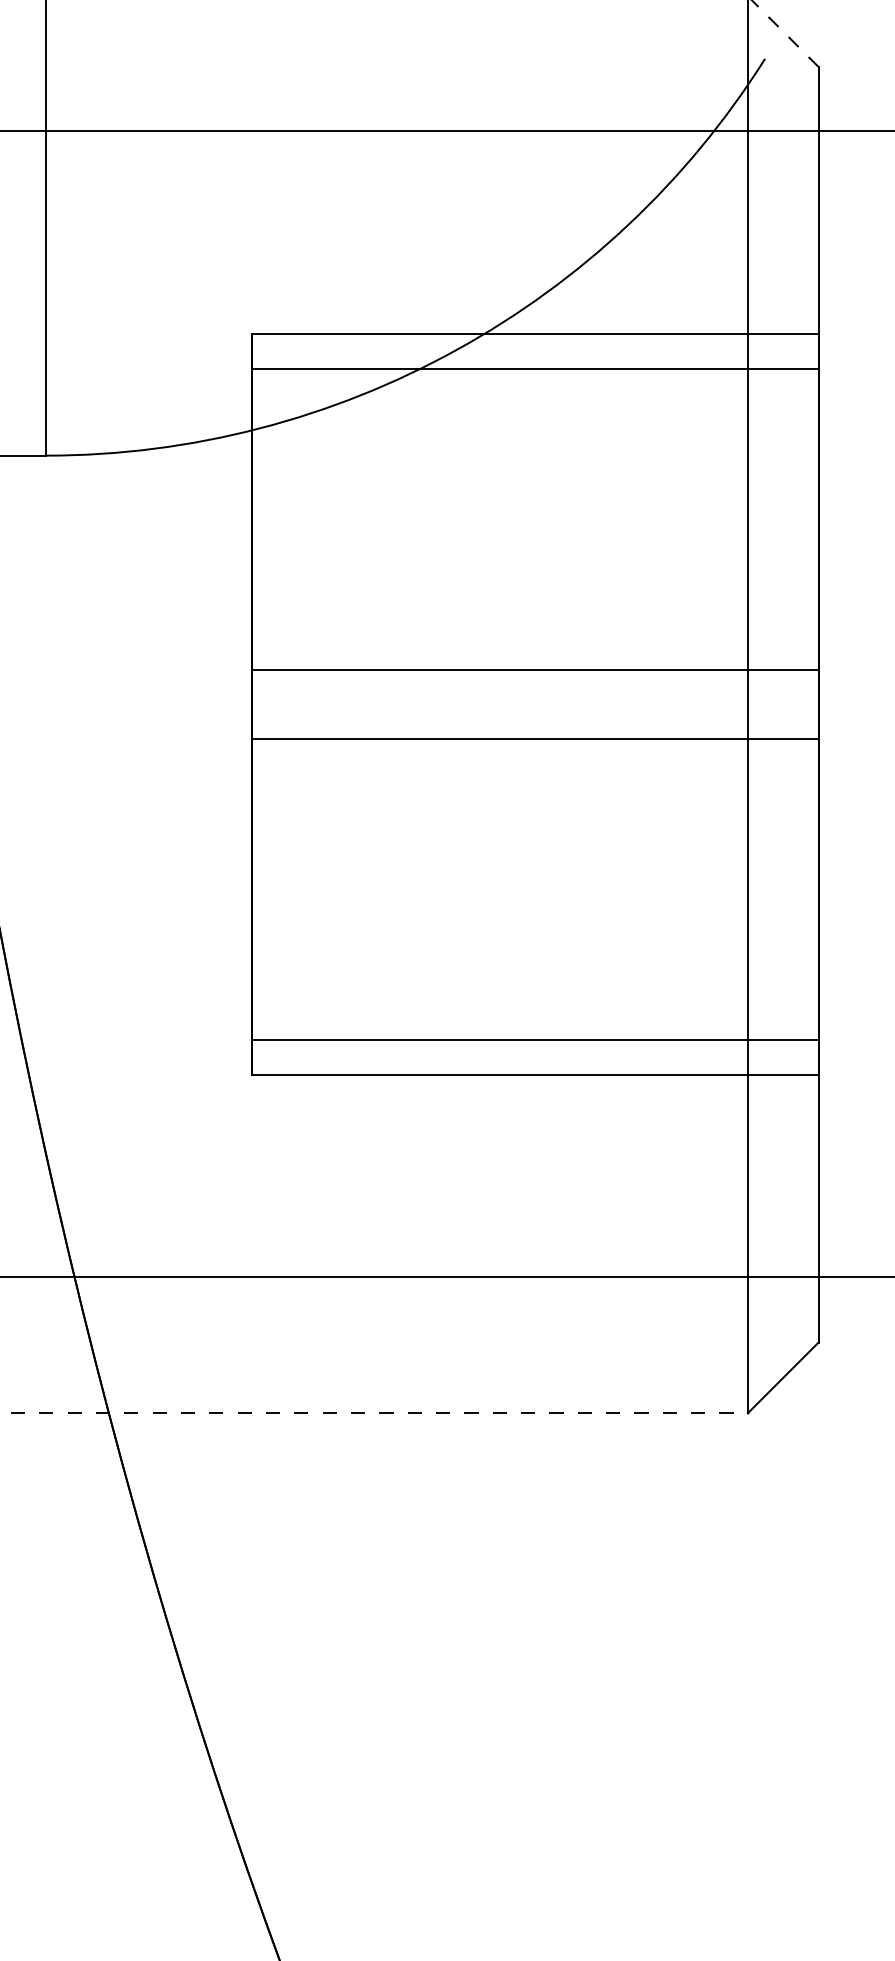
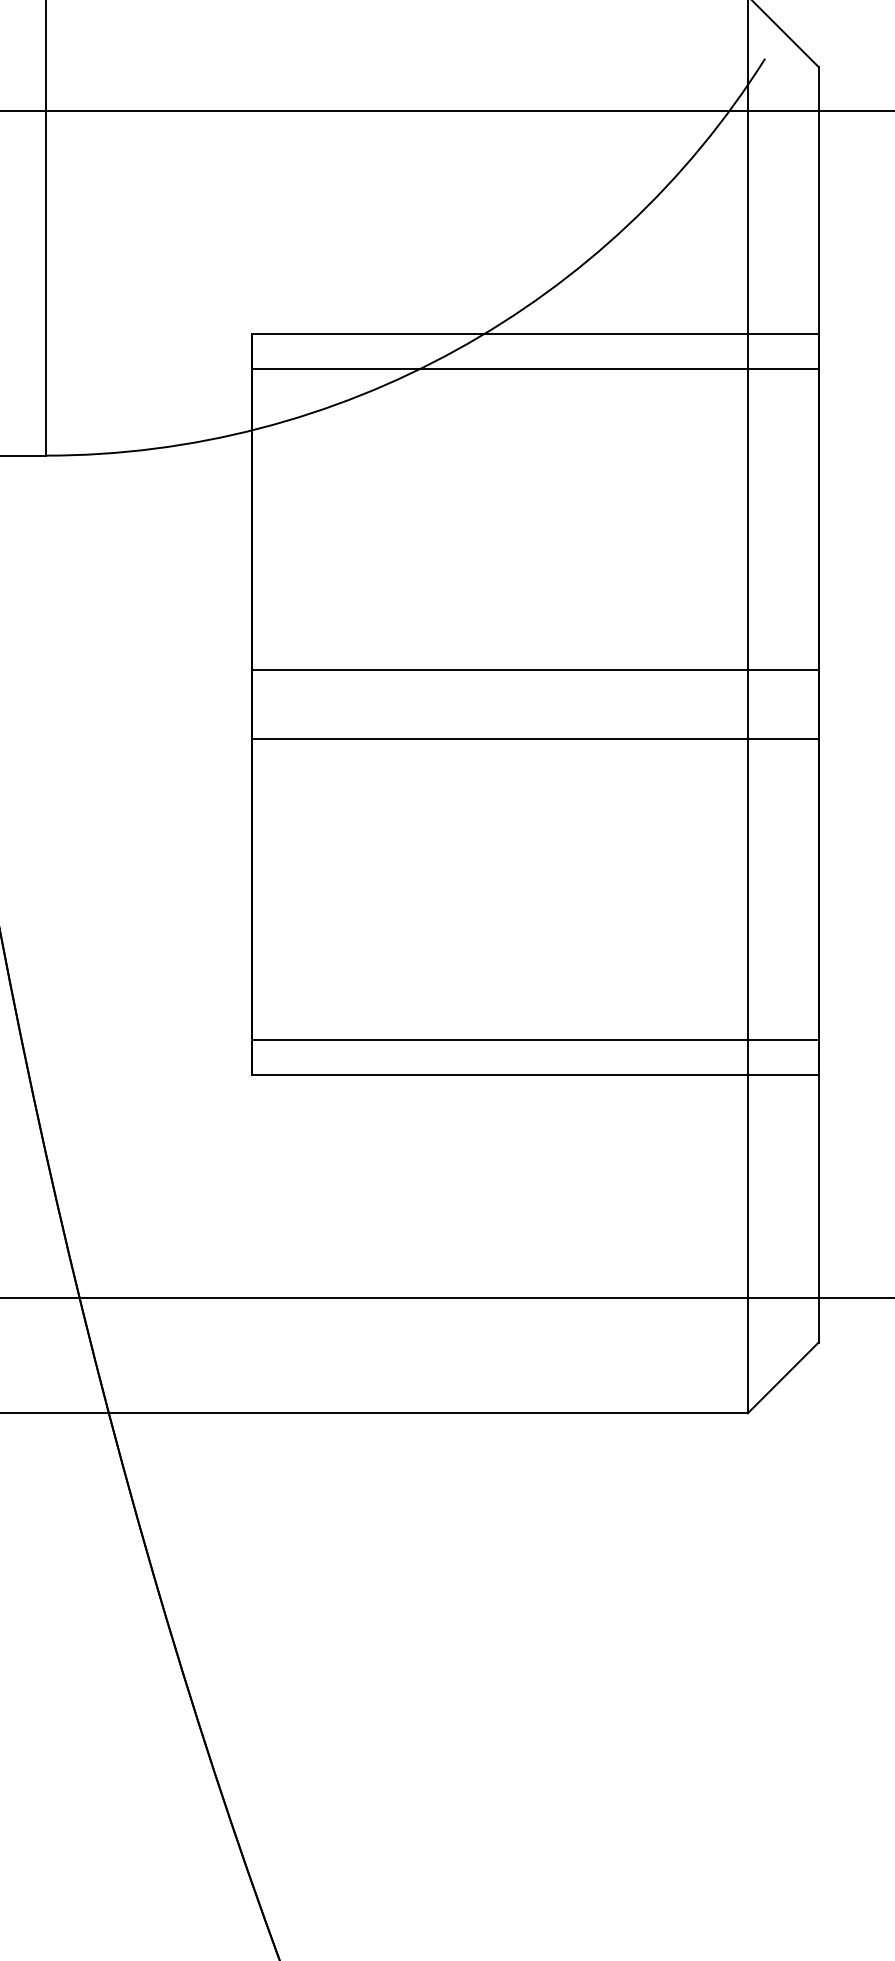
line: dashed -> solid (784, 33)
line position: (446, 131) -> (446, 111) (446, 111)
line position: (446, 1277) -> (446, 1298) (446, 1298)
line: dashed -> solid (374, 1413)
